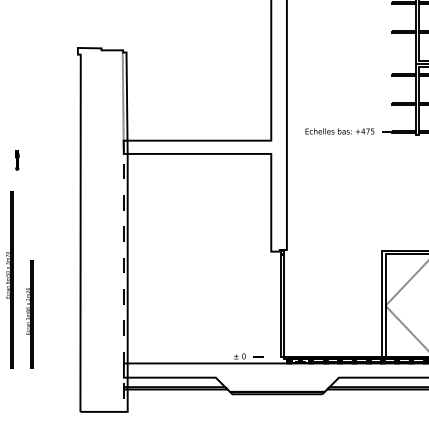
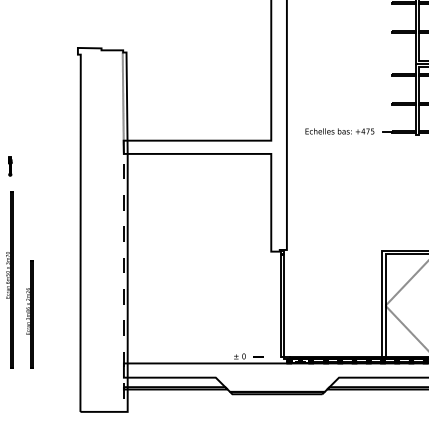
line position: (17, 160) -> (10, 166) (10, 166)
